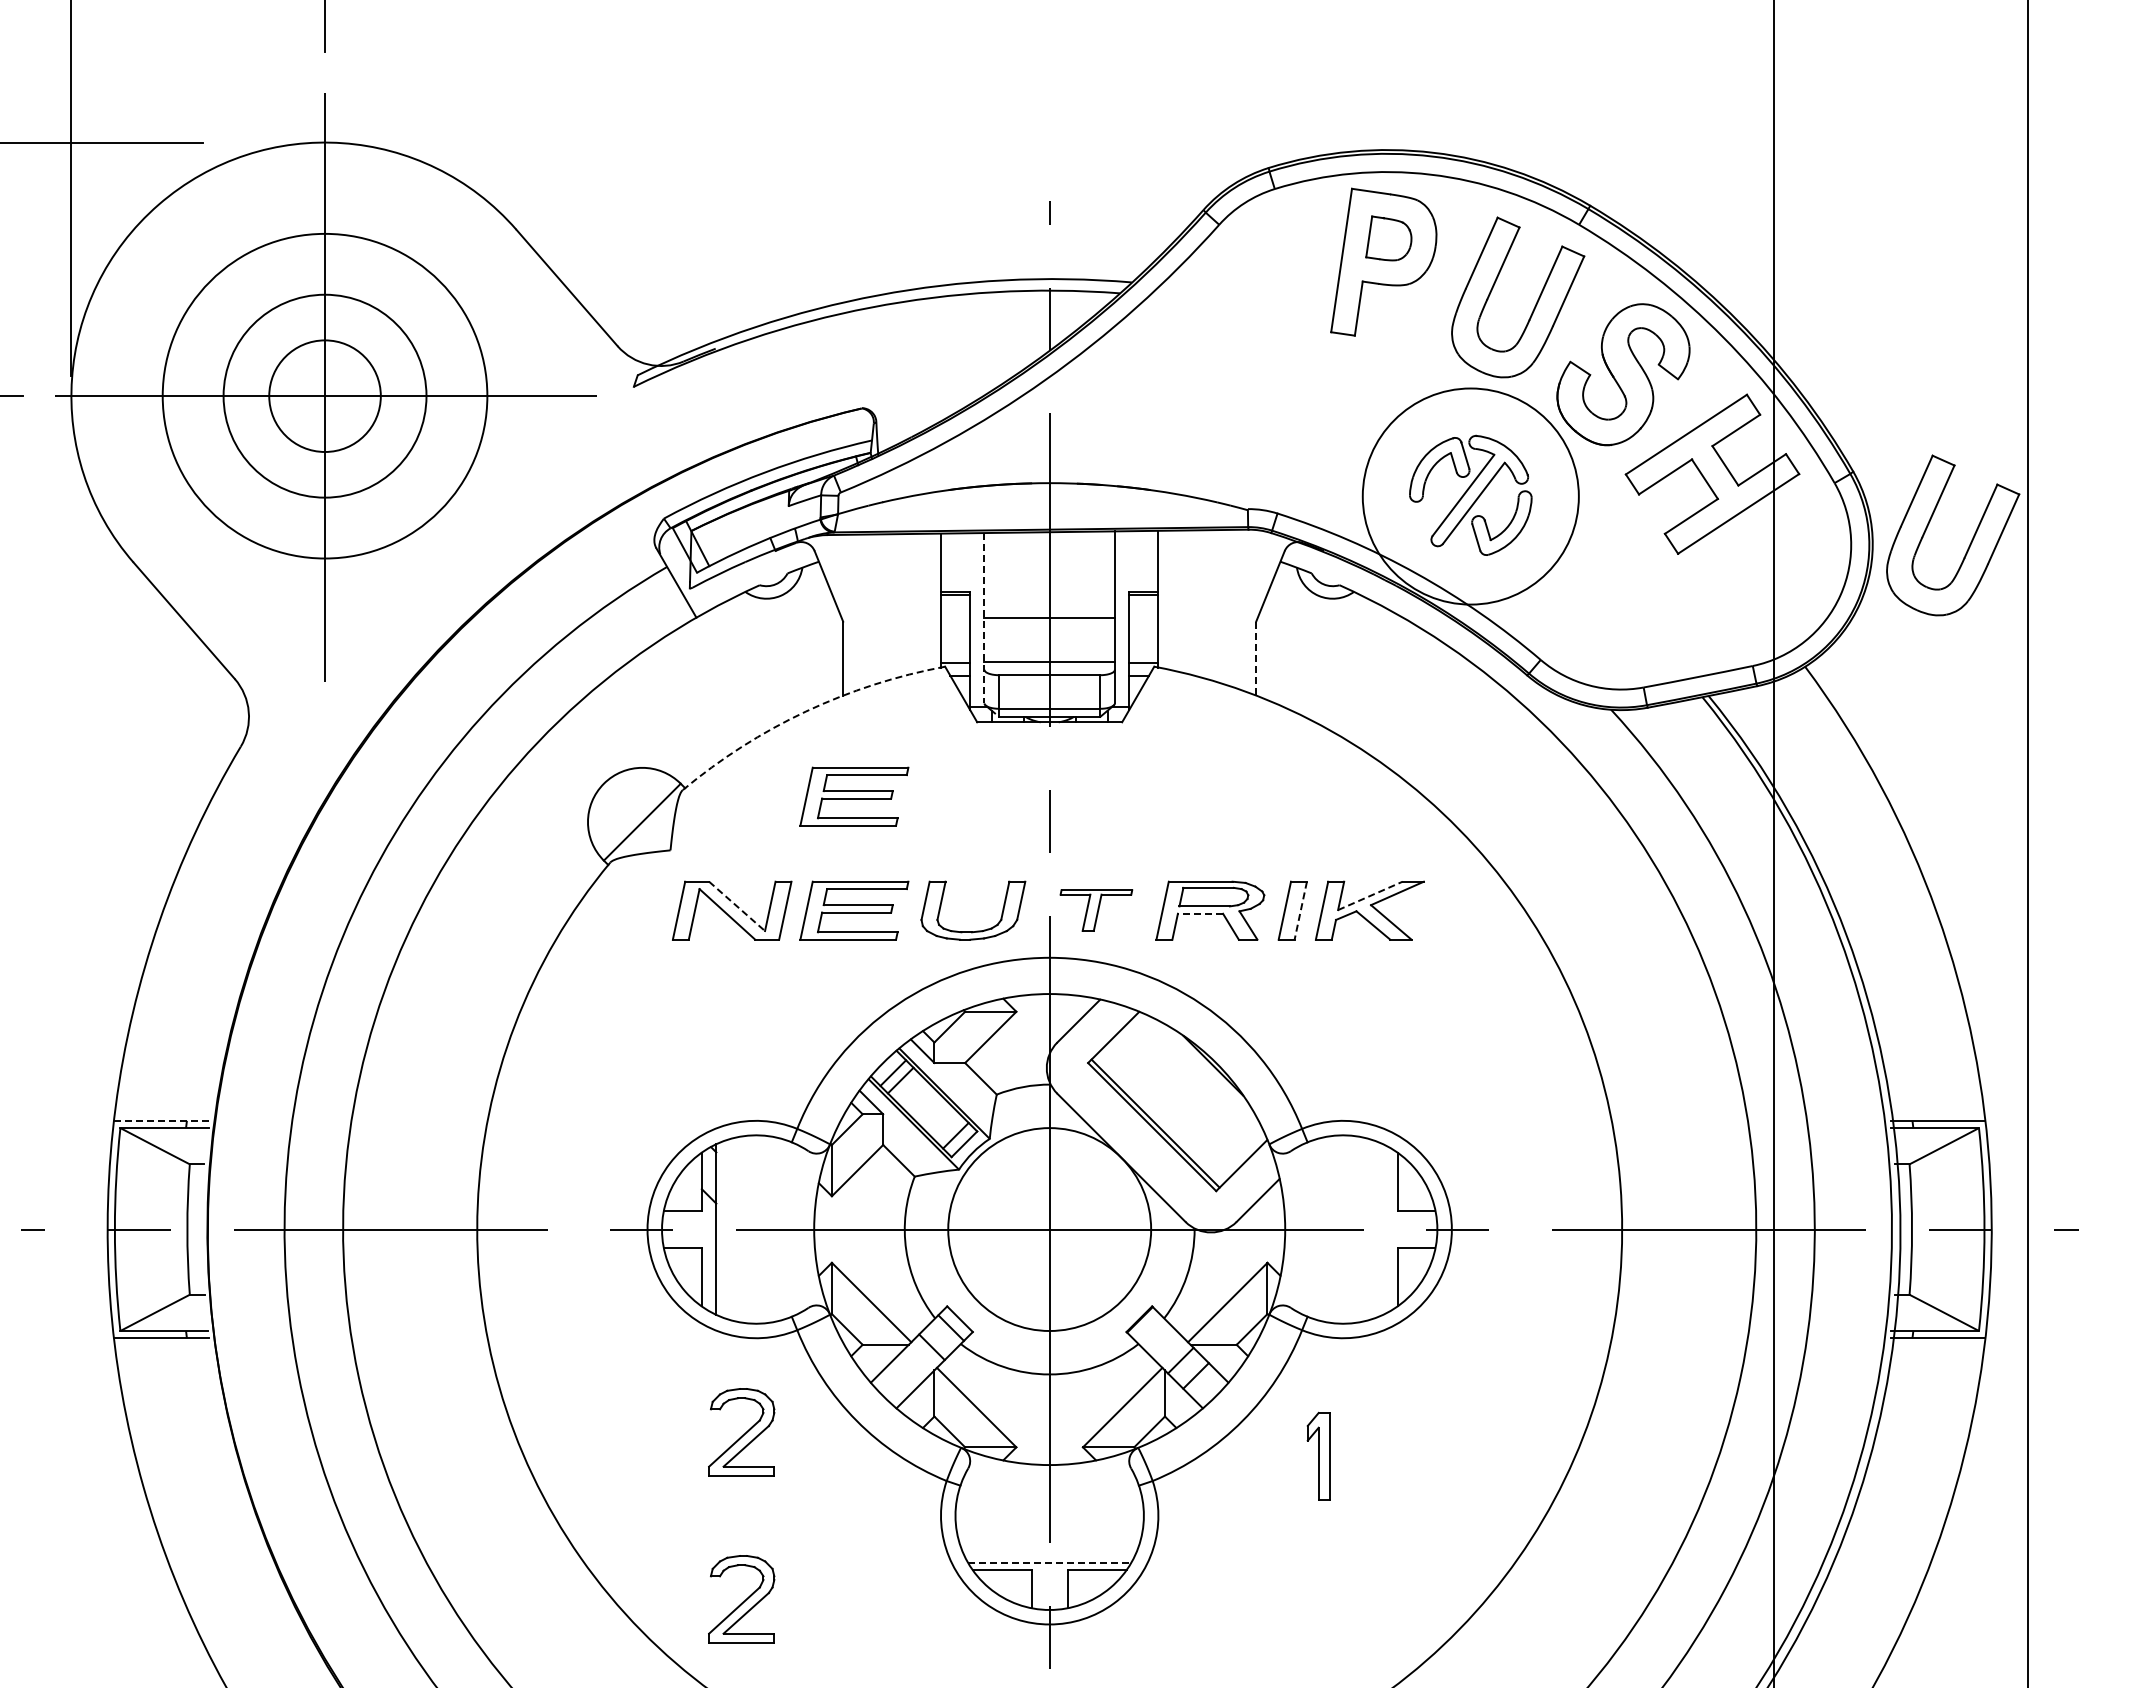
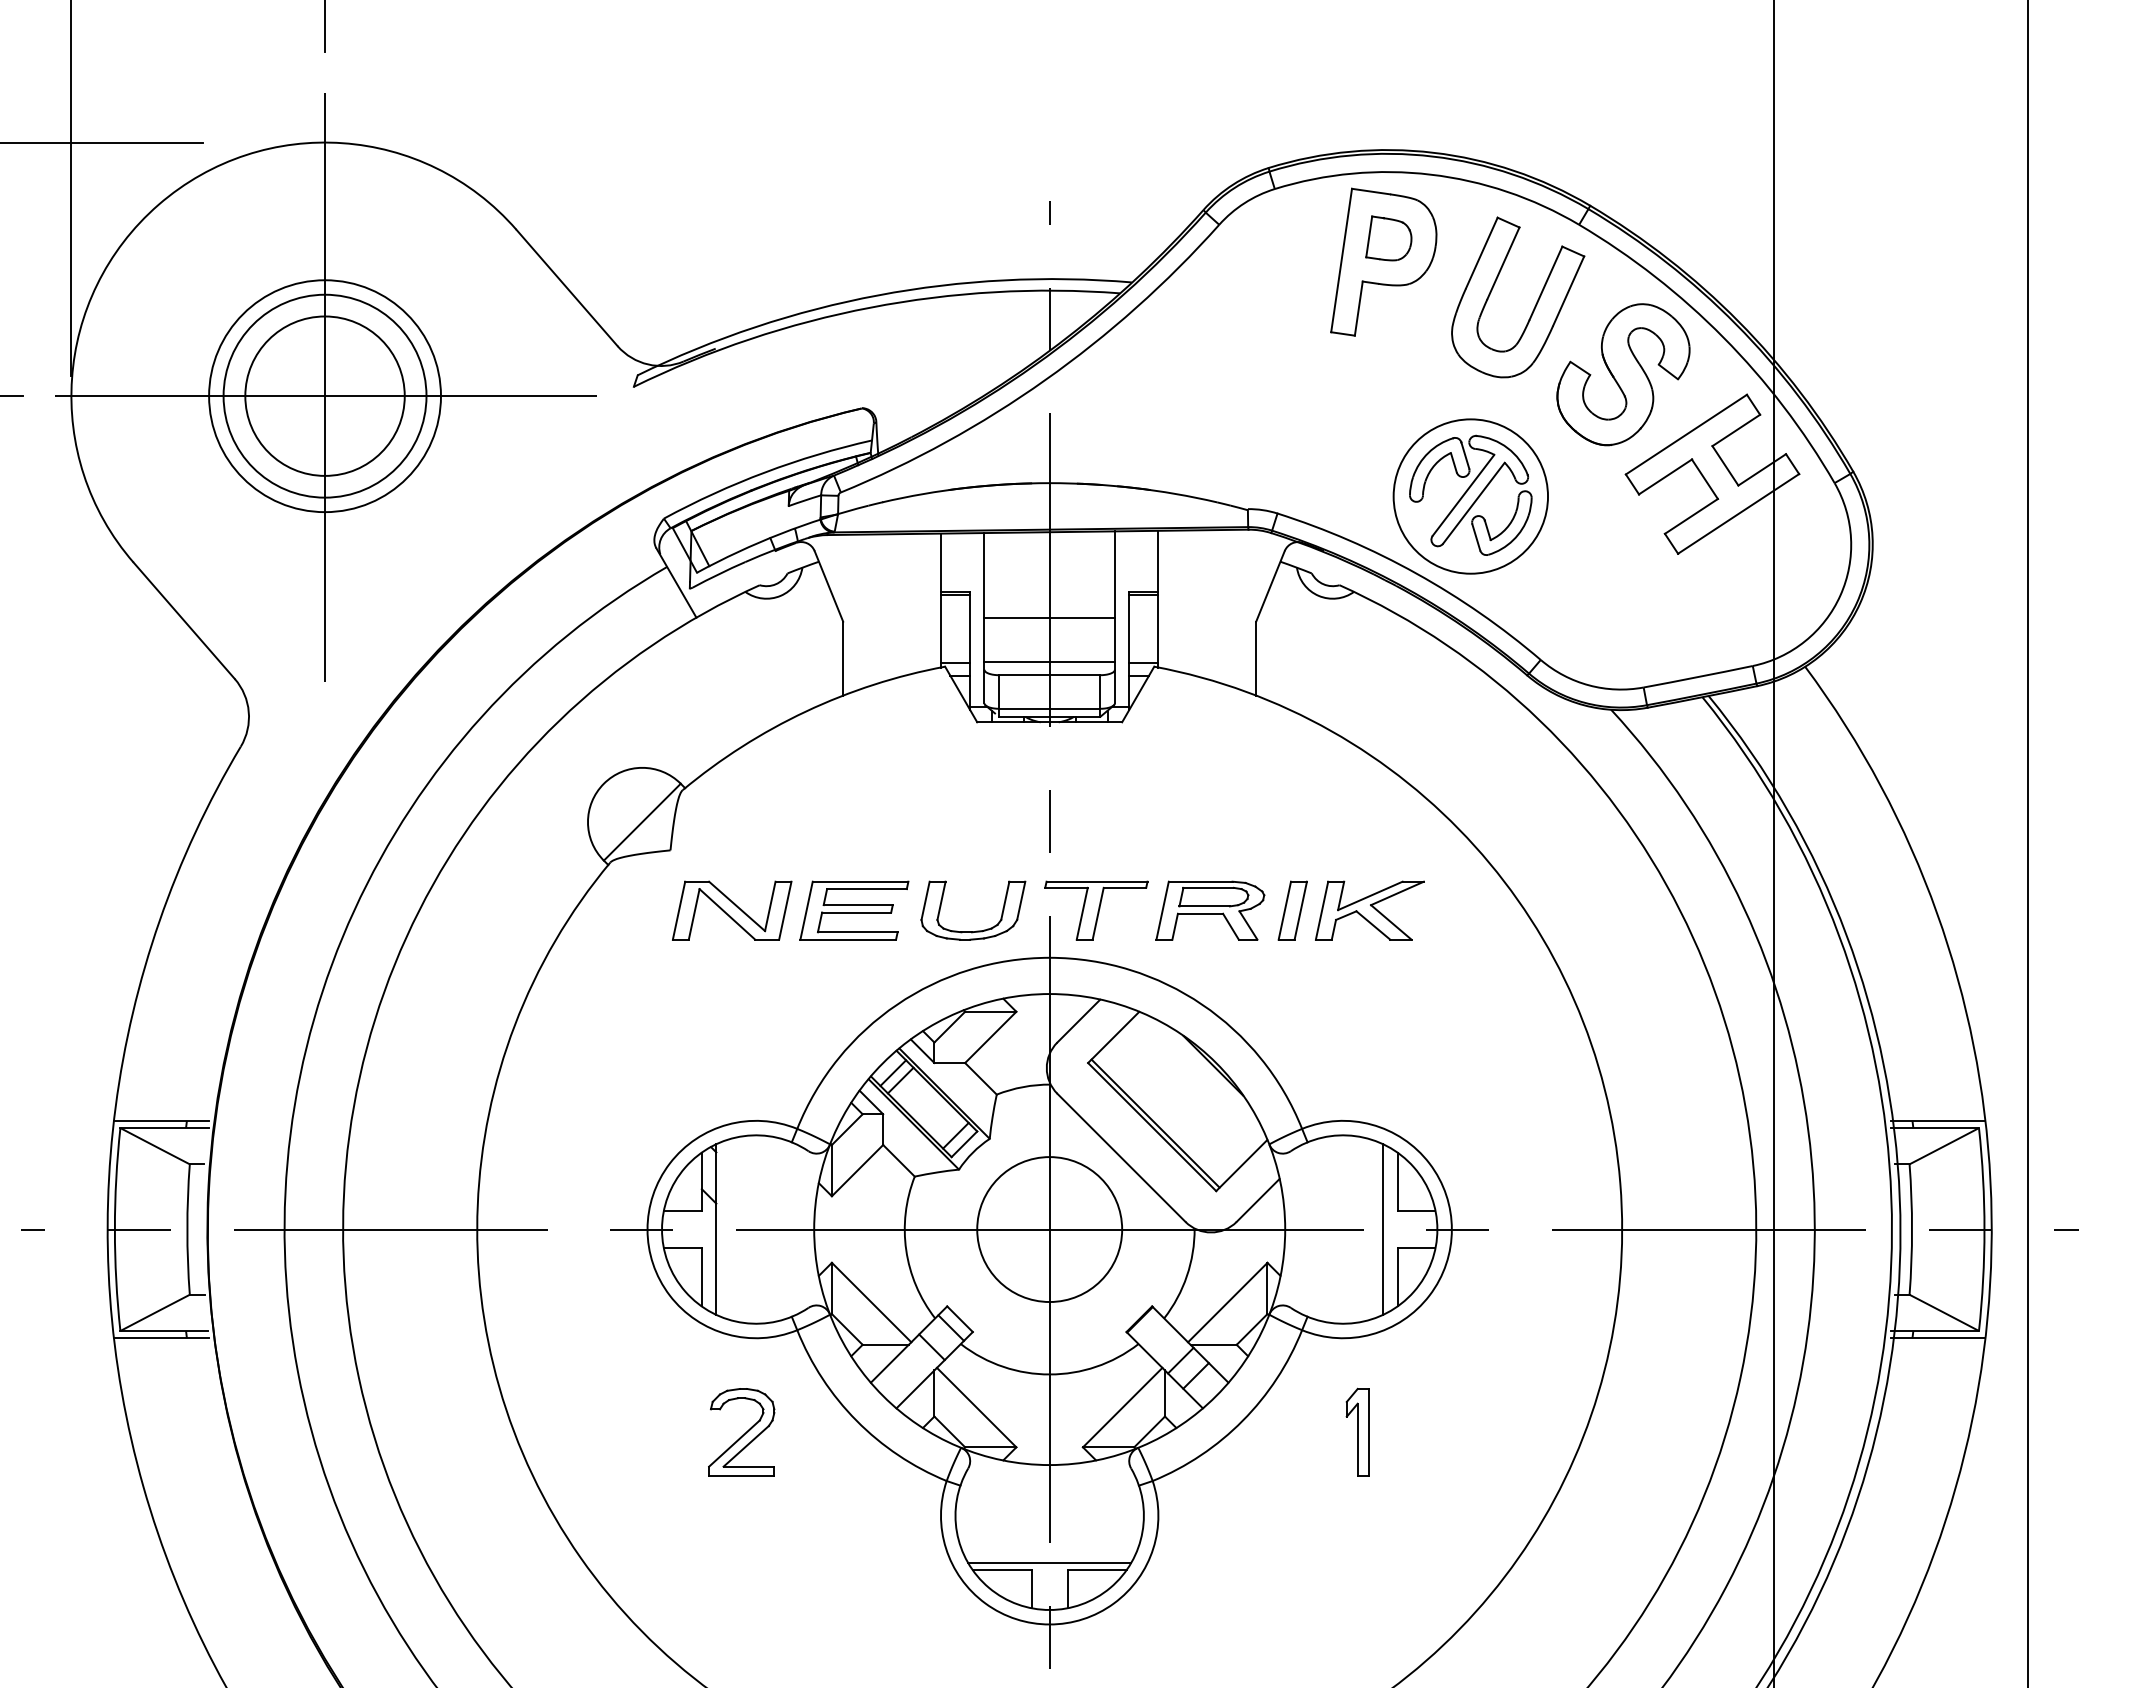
circle diameter: 325 px -> 232 px (324, 396)
circle diameter: 112 px -> 159 px (324, 395)
circle diameter: 216 px -> 154 px (1470, 496)
part: present -> none (1969, 544)
line: dashed -> solid (984, 618)
line: dashed -> solid (1256, 658)
arc: dashed -> solid (806, 711)
part: present -> none (854, 796)
line: dashed -> solid (1370, 895)
line: dashed -> solid (737, 906)
part size: 75x43 px -> 105x61 px (1096, 910)
line: dashed -> solid (1300, 910)
line: dashed -> solid (1200, 913)
line: dashed -> solid (161, 1120)
circle diameter: 203 px -> 145 px (1049, 1229)
line: none -> present (1383, 1229)
part position: (1318, 1455) -> (1357, 1431) (1357, 1431)
line: dashed -> solid (1049, 1562)
part: present -> none (741, 1599)
